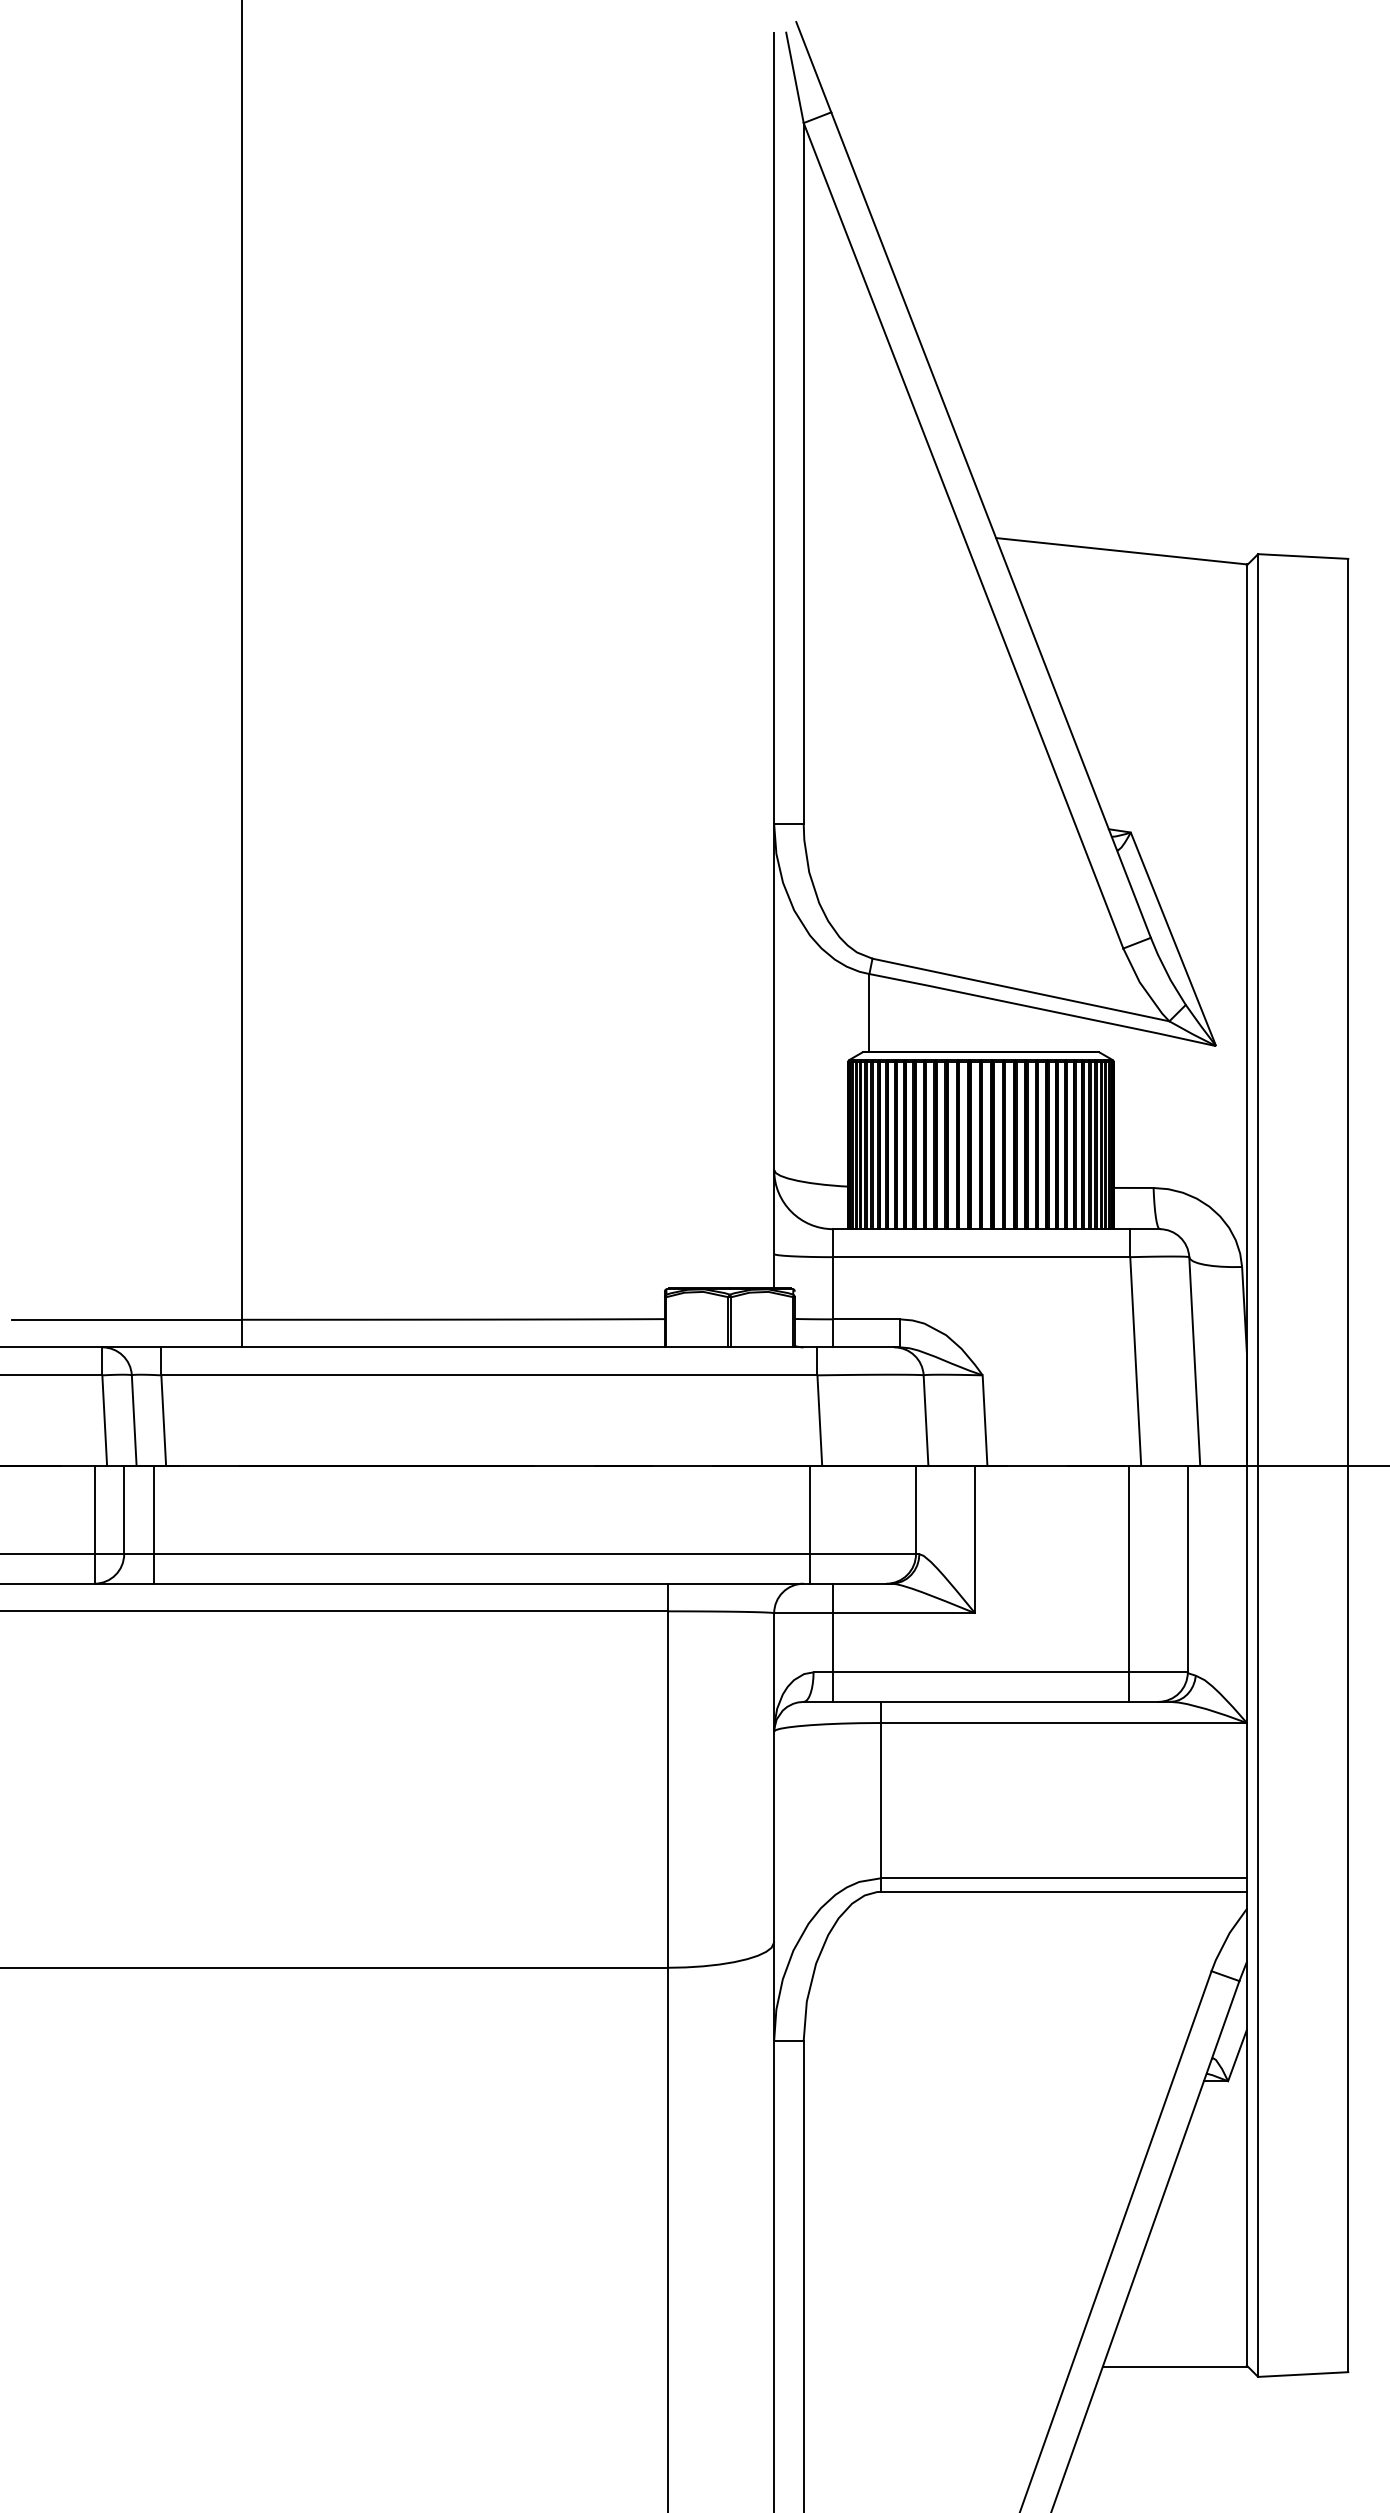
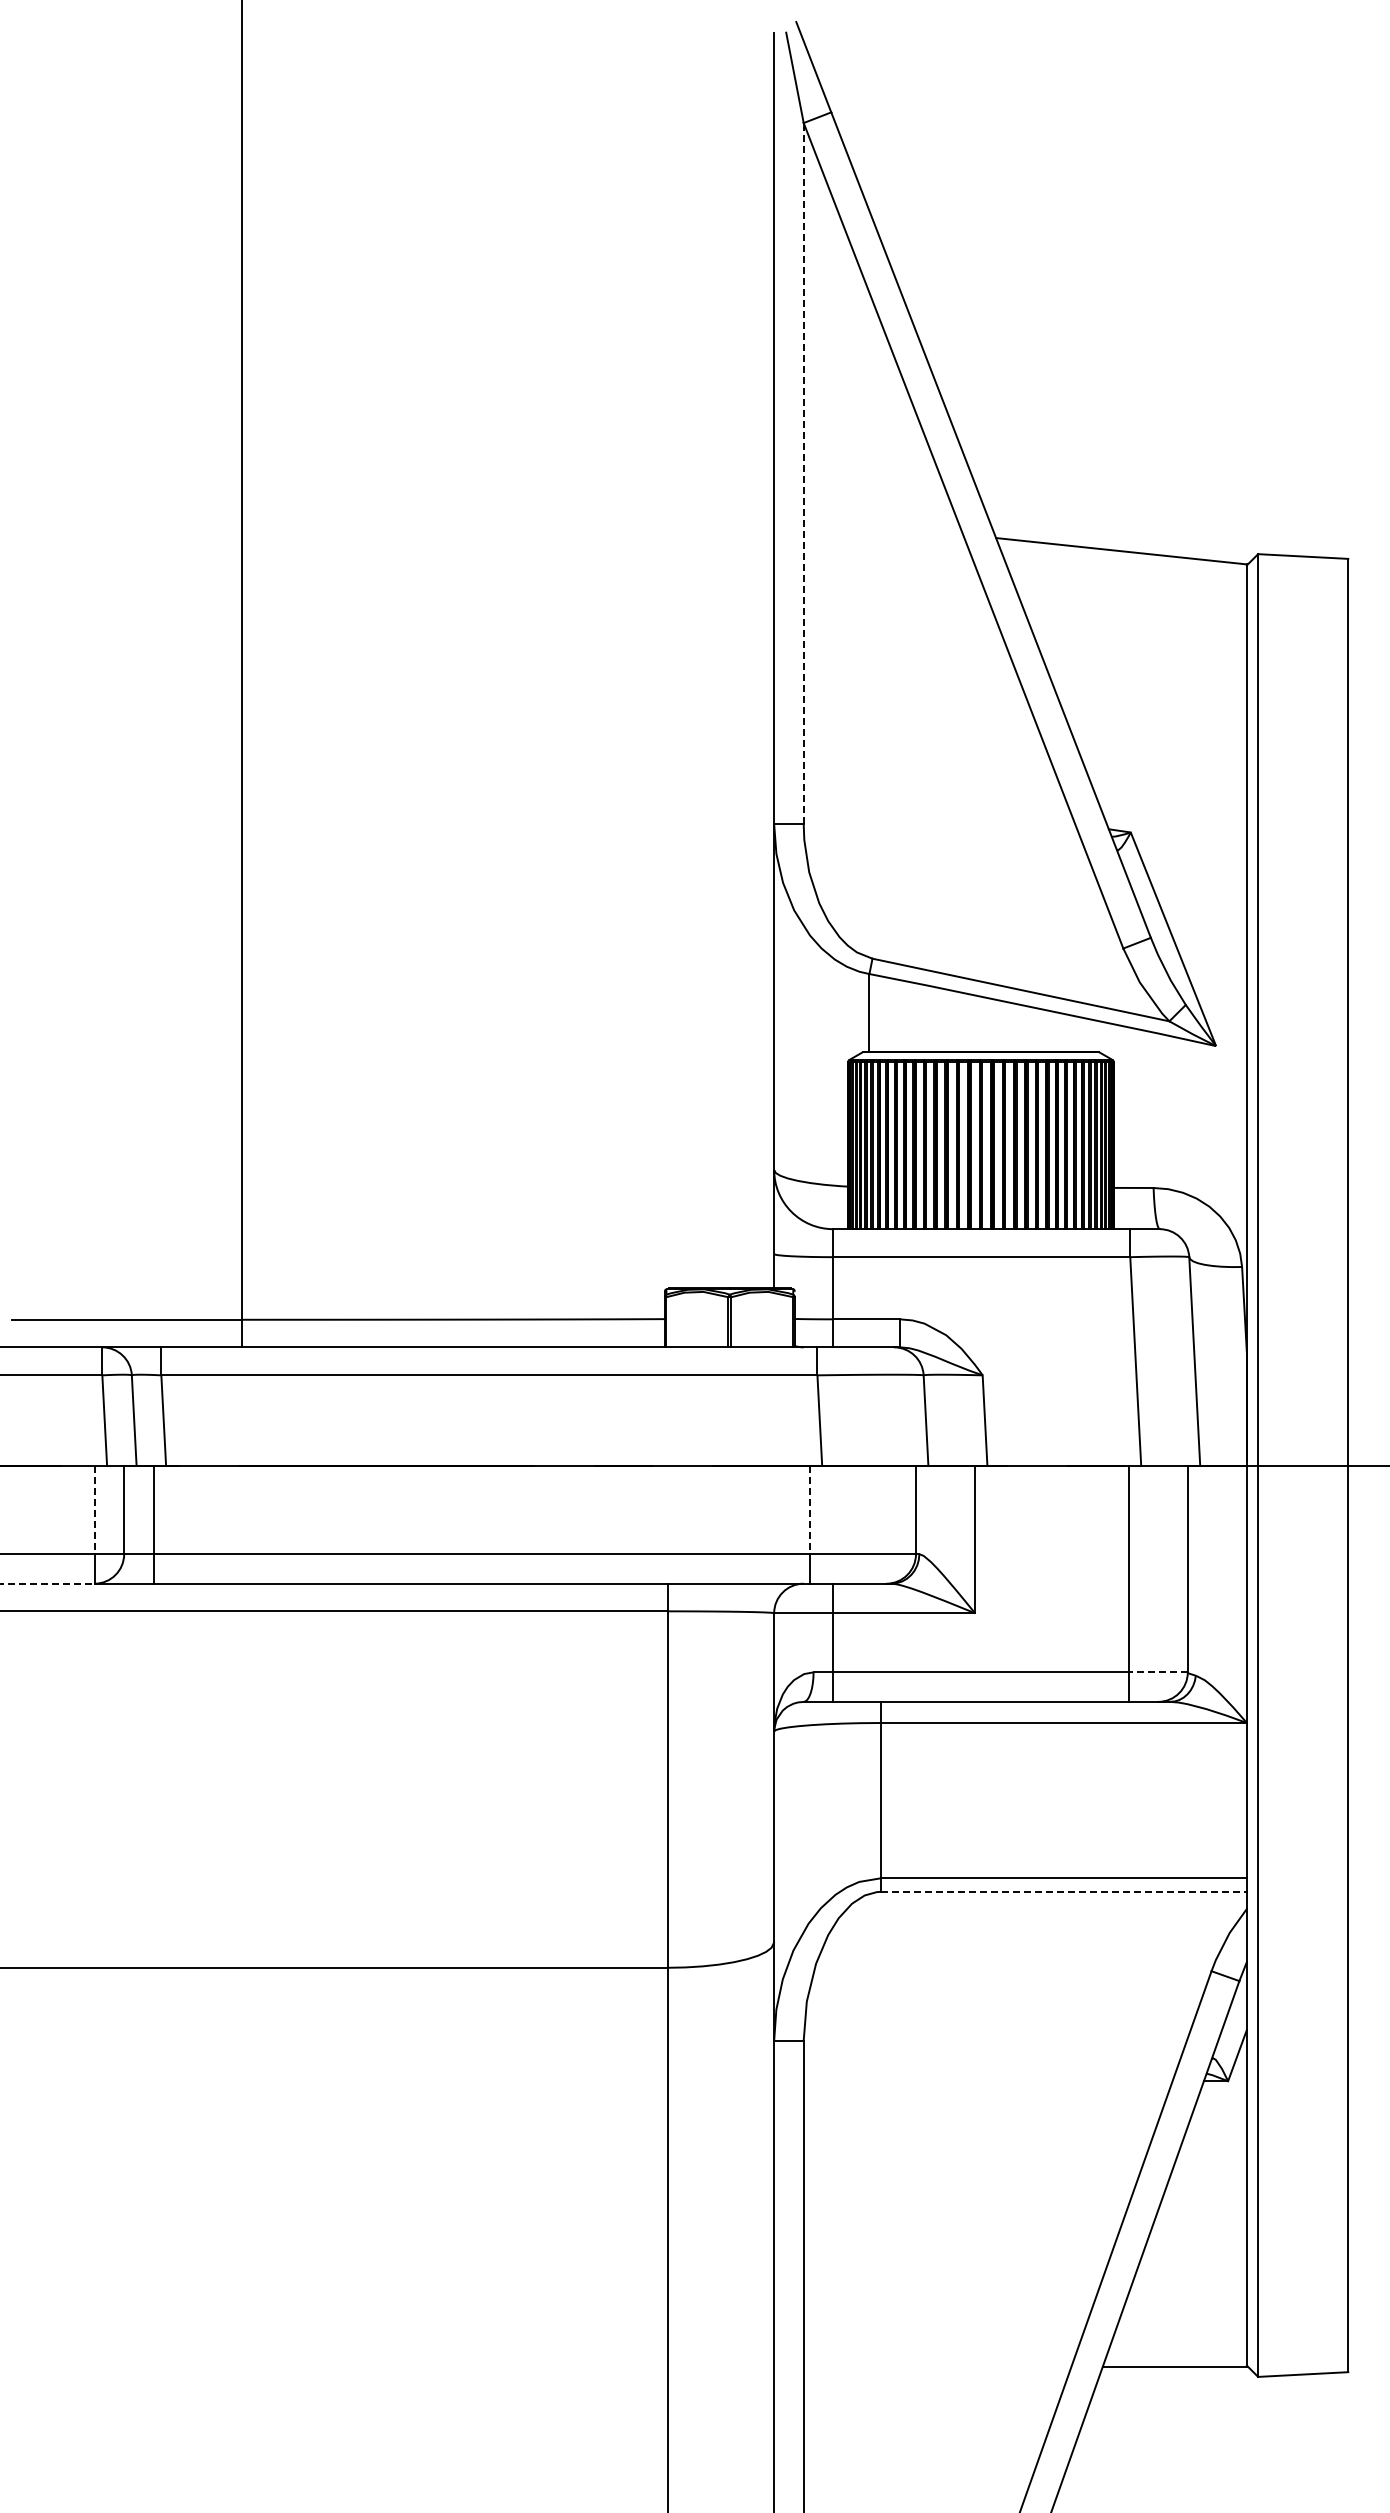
line: solid -> dashed (803, 473)
line: solid -> dashed (94, 1510)
line: solid -> dashed (809, 1510)
line: solid -> dashed (47, 1583)
line: solid -> dashed (1158, 1672)
line: solid -> dashed (1064, 1891)
